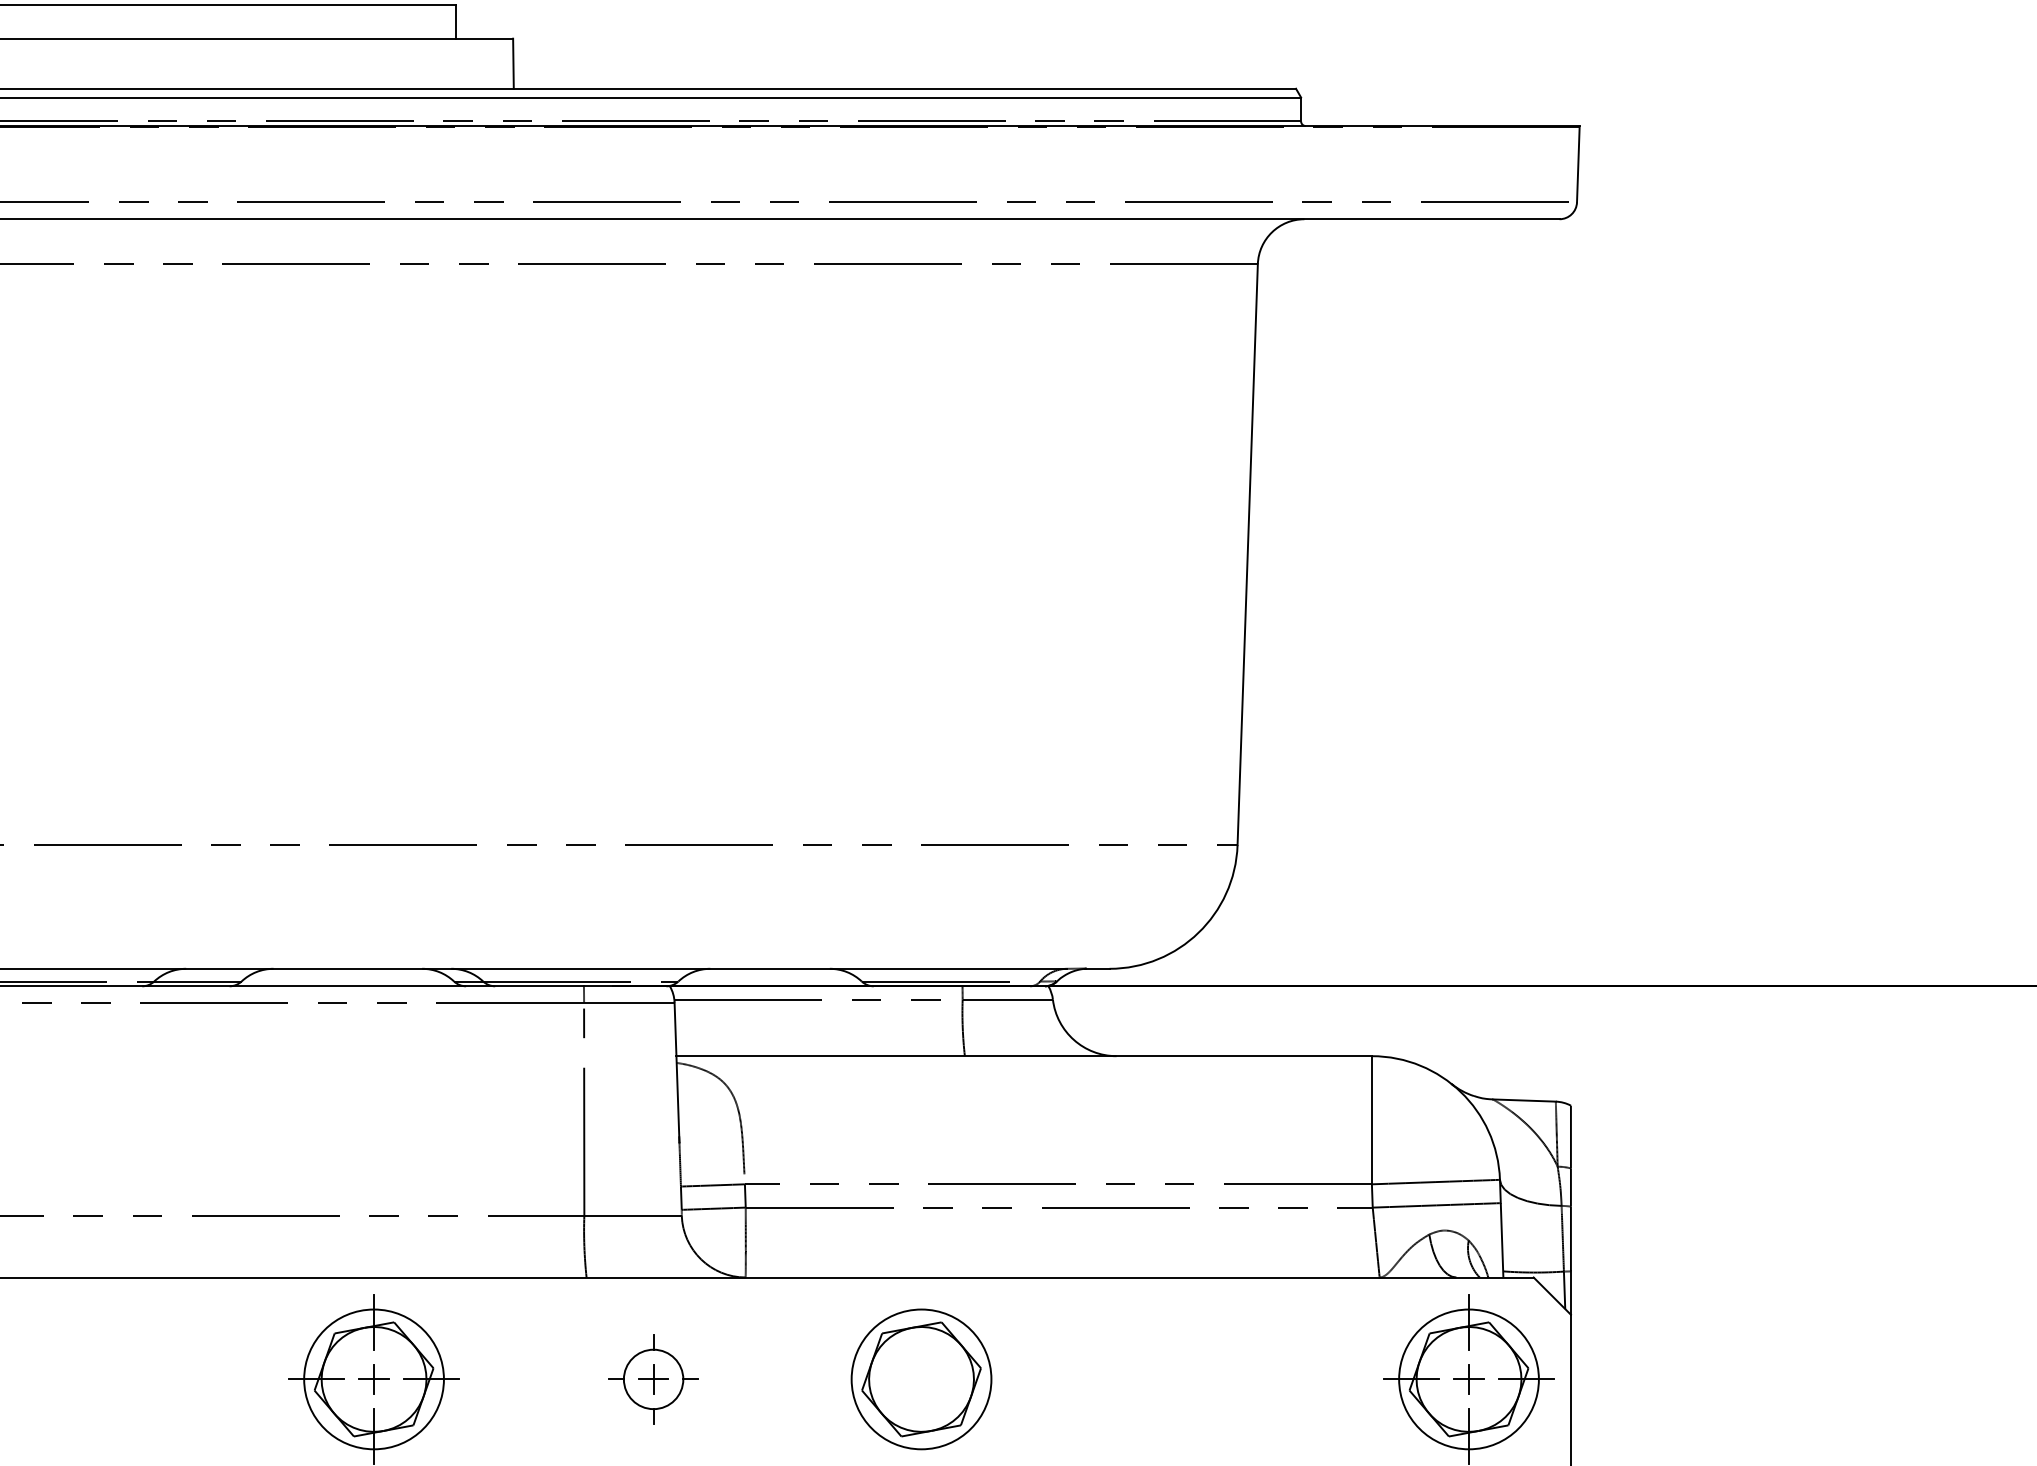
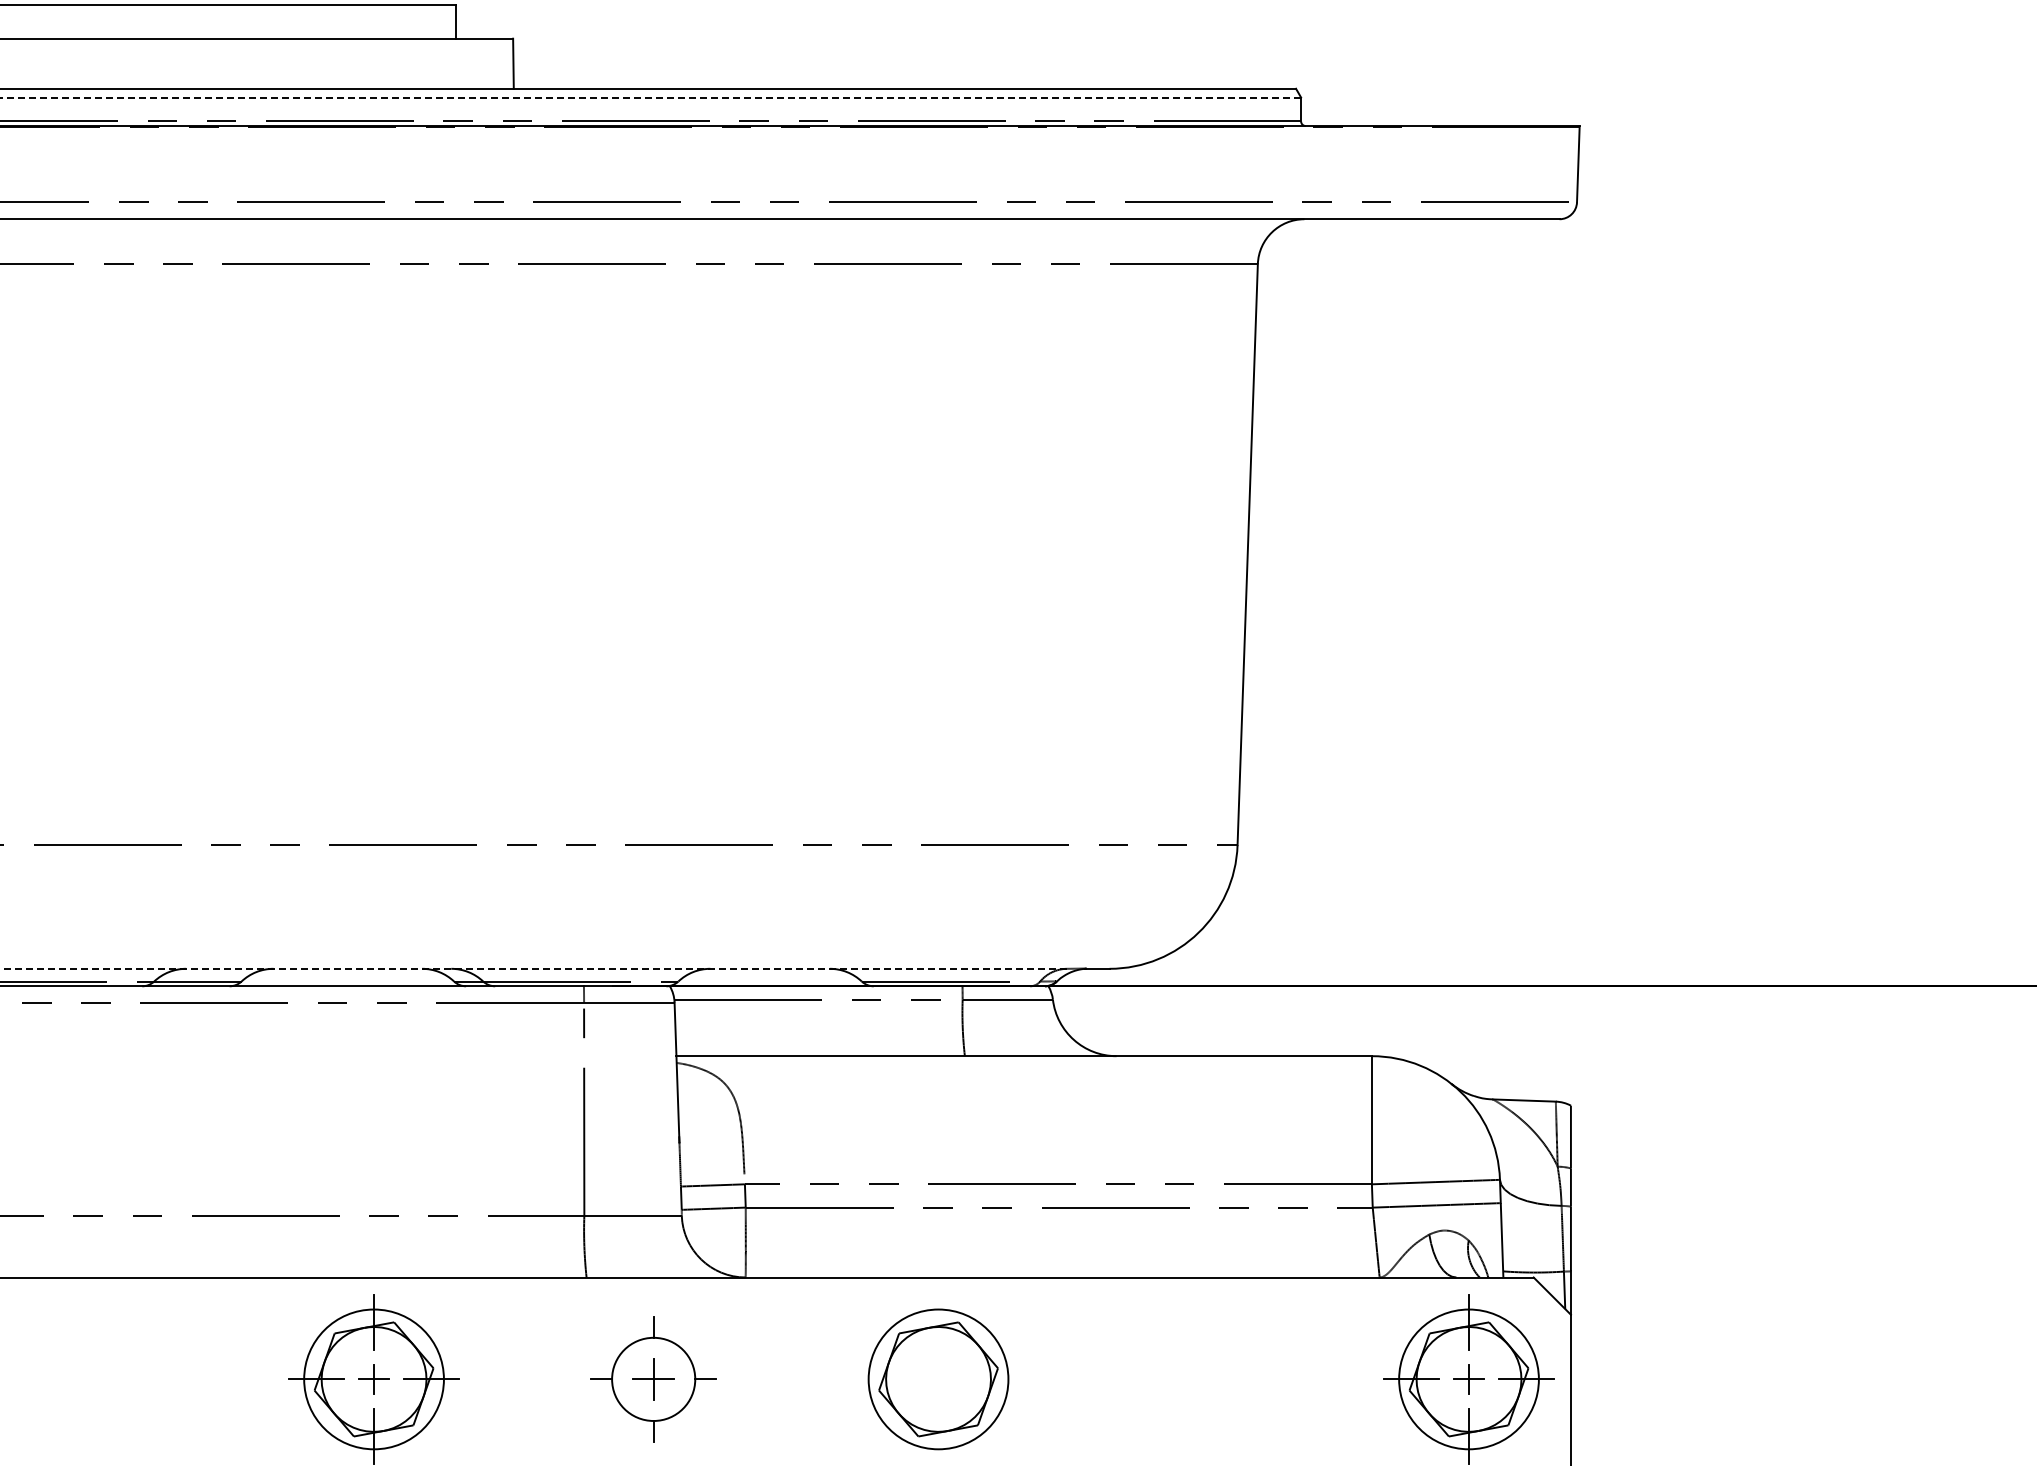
line: solid -> dashed (650, 97)
line: solid -> dashed (533, 968)
part size: 91x91 px -> 127x127 px (653, 1379)
part position: (921, 1379) -> (938, 1379) (938, 1379)
